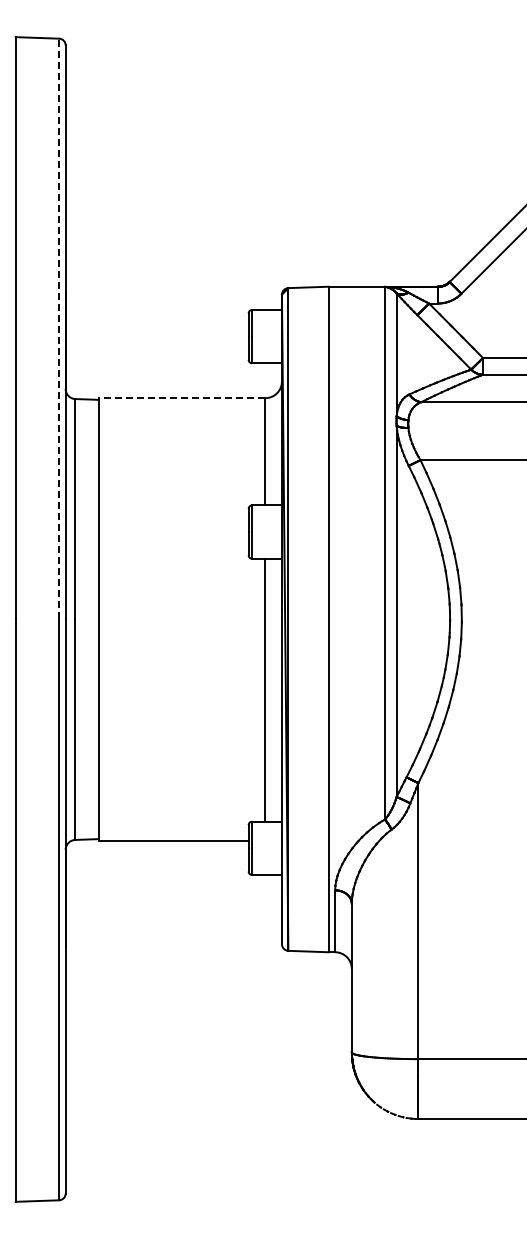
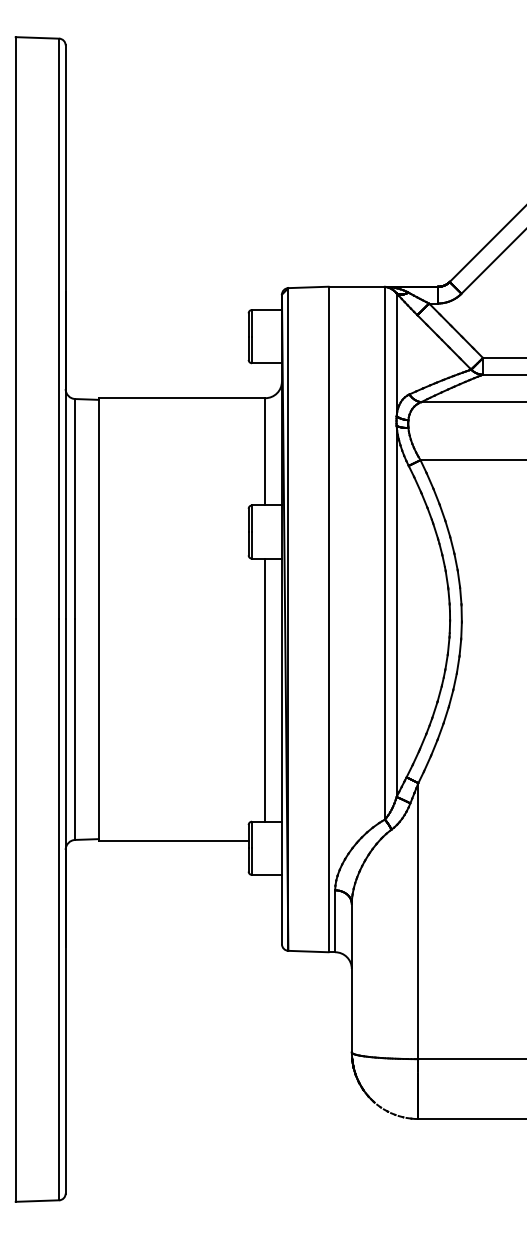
line: dashed -> solid (59, 328)
line: dashed -> solid (181, 398)
